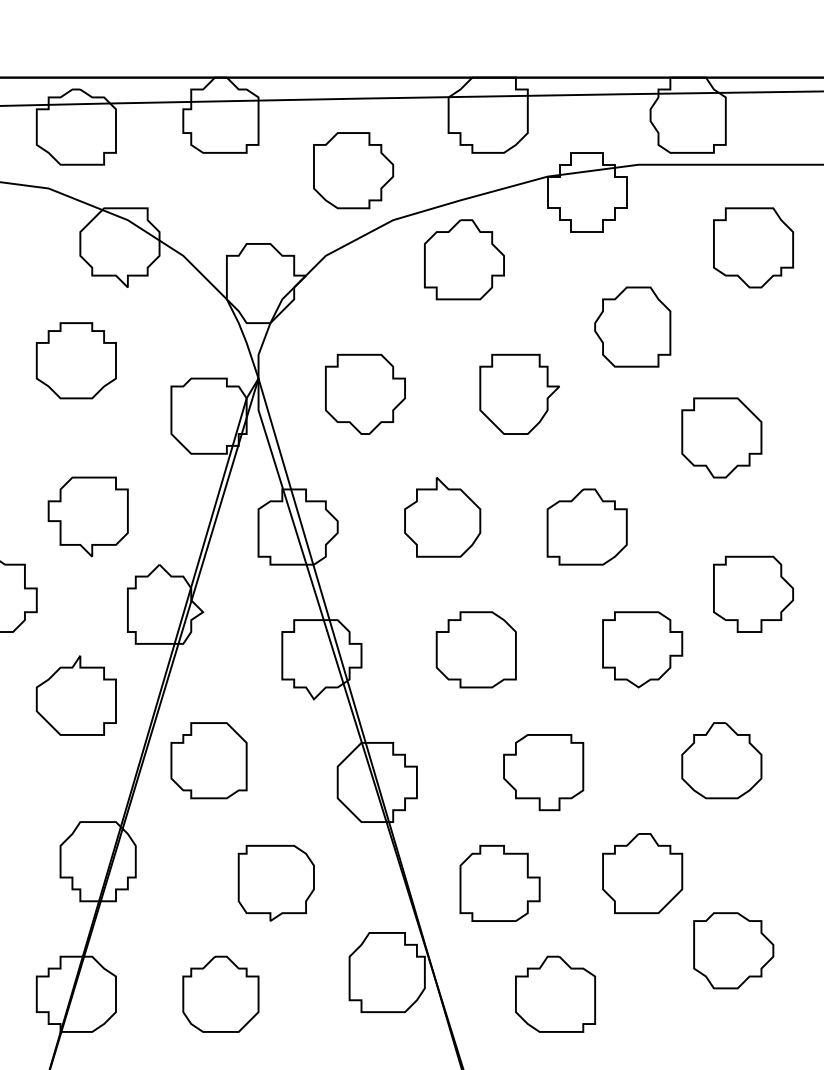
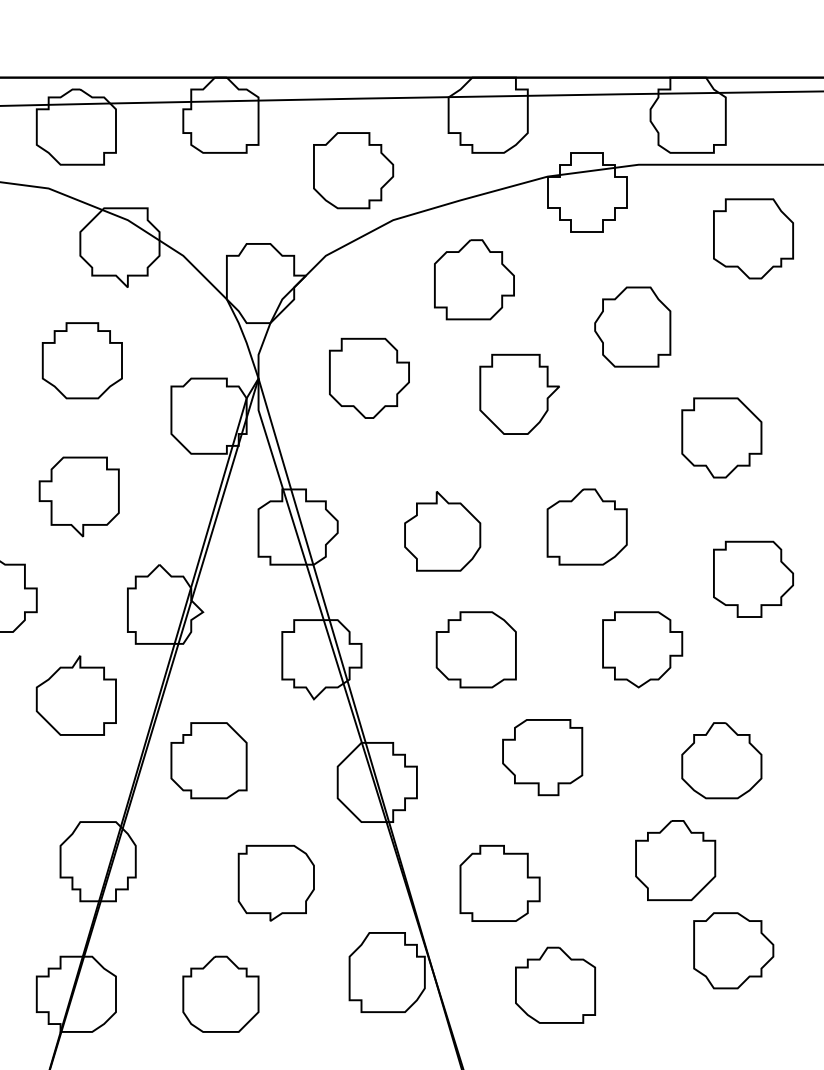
part position: (753, 247) -> (753, 238) (753, 238)
part position: (464, 259) -> (474, 279) (474, 279)
part position: (75, 360) -> (81, 360) (81, 360)
part position: (365, 393) -> (369, 377) (369, 377)
part position: (87, 516) -> (78, 496) (78, 496)
part position: (442, 517) -> (442, 531) (442, 531)
part position: (753, 593) -> (753, 578) (753, 578)
part position: (543, 772) -> (542, 757) (542, 757)
part position: (642, 873) -> (675, 860) (675, 860)
part position: (555, 993) -> (555, 984) (555, 984)
